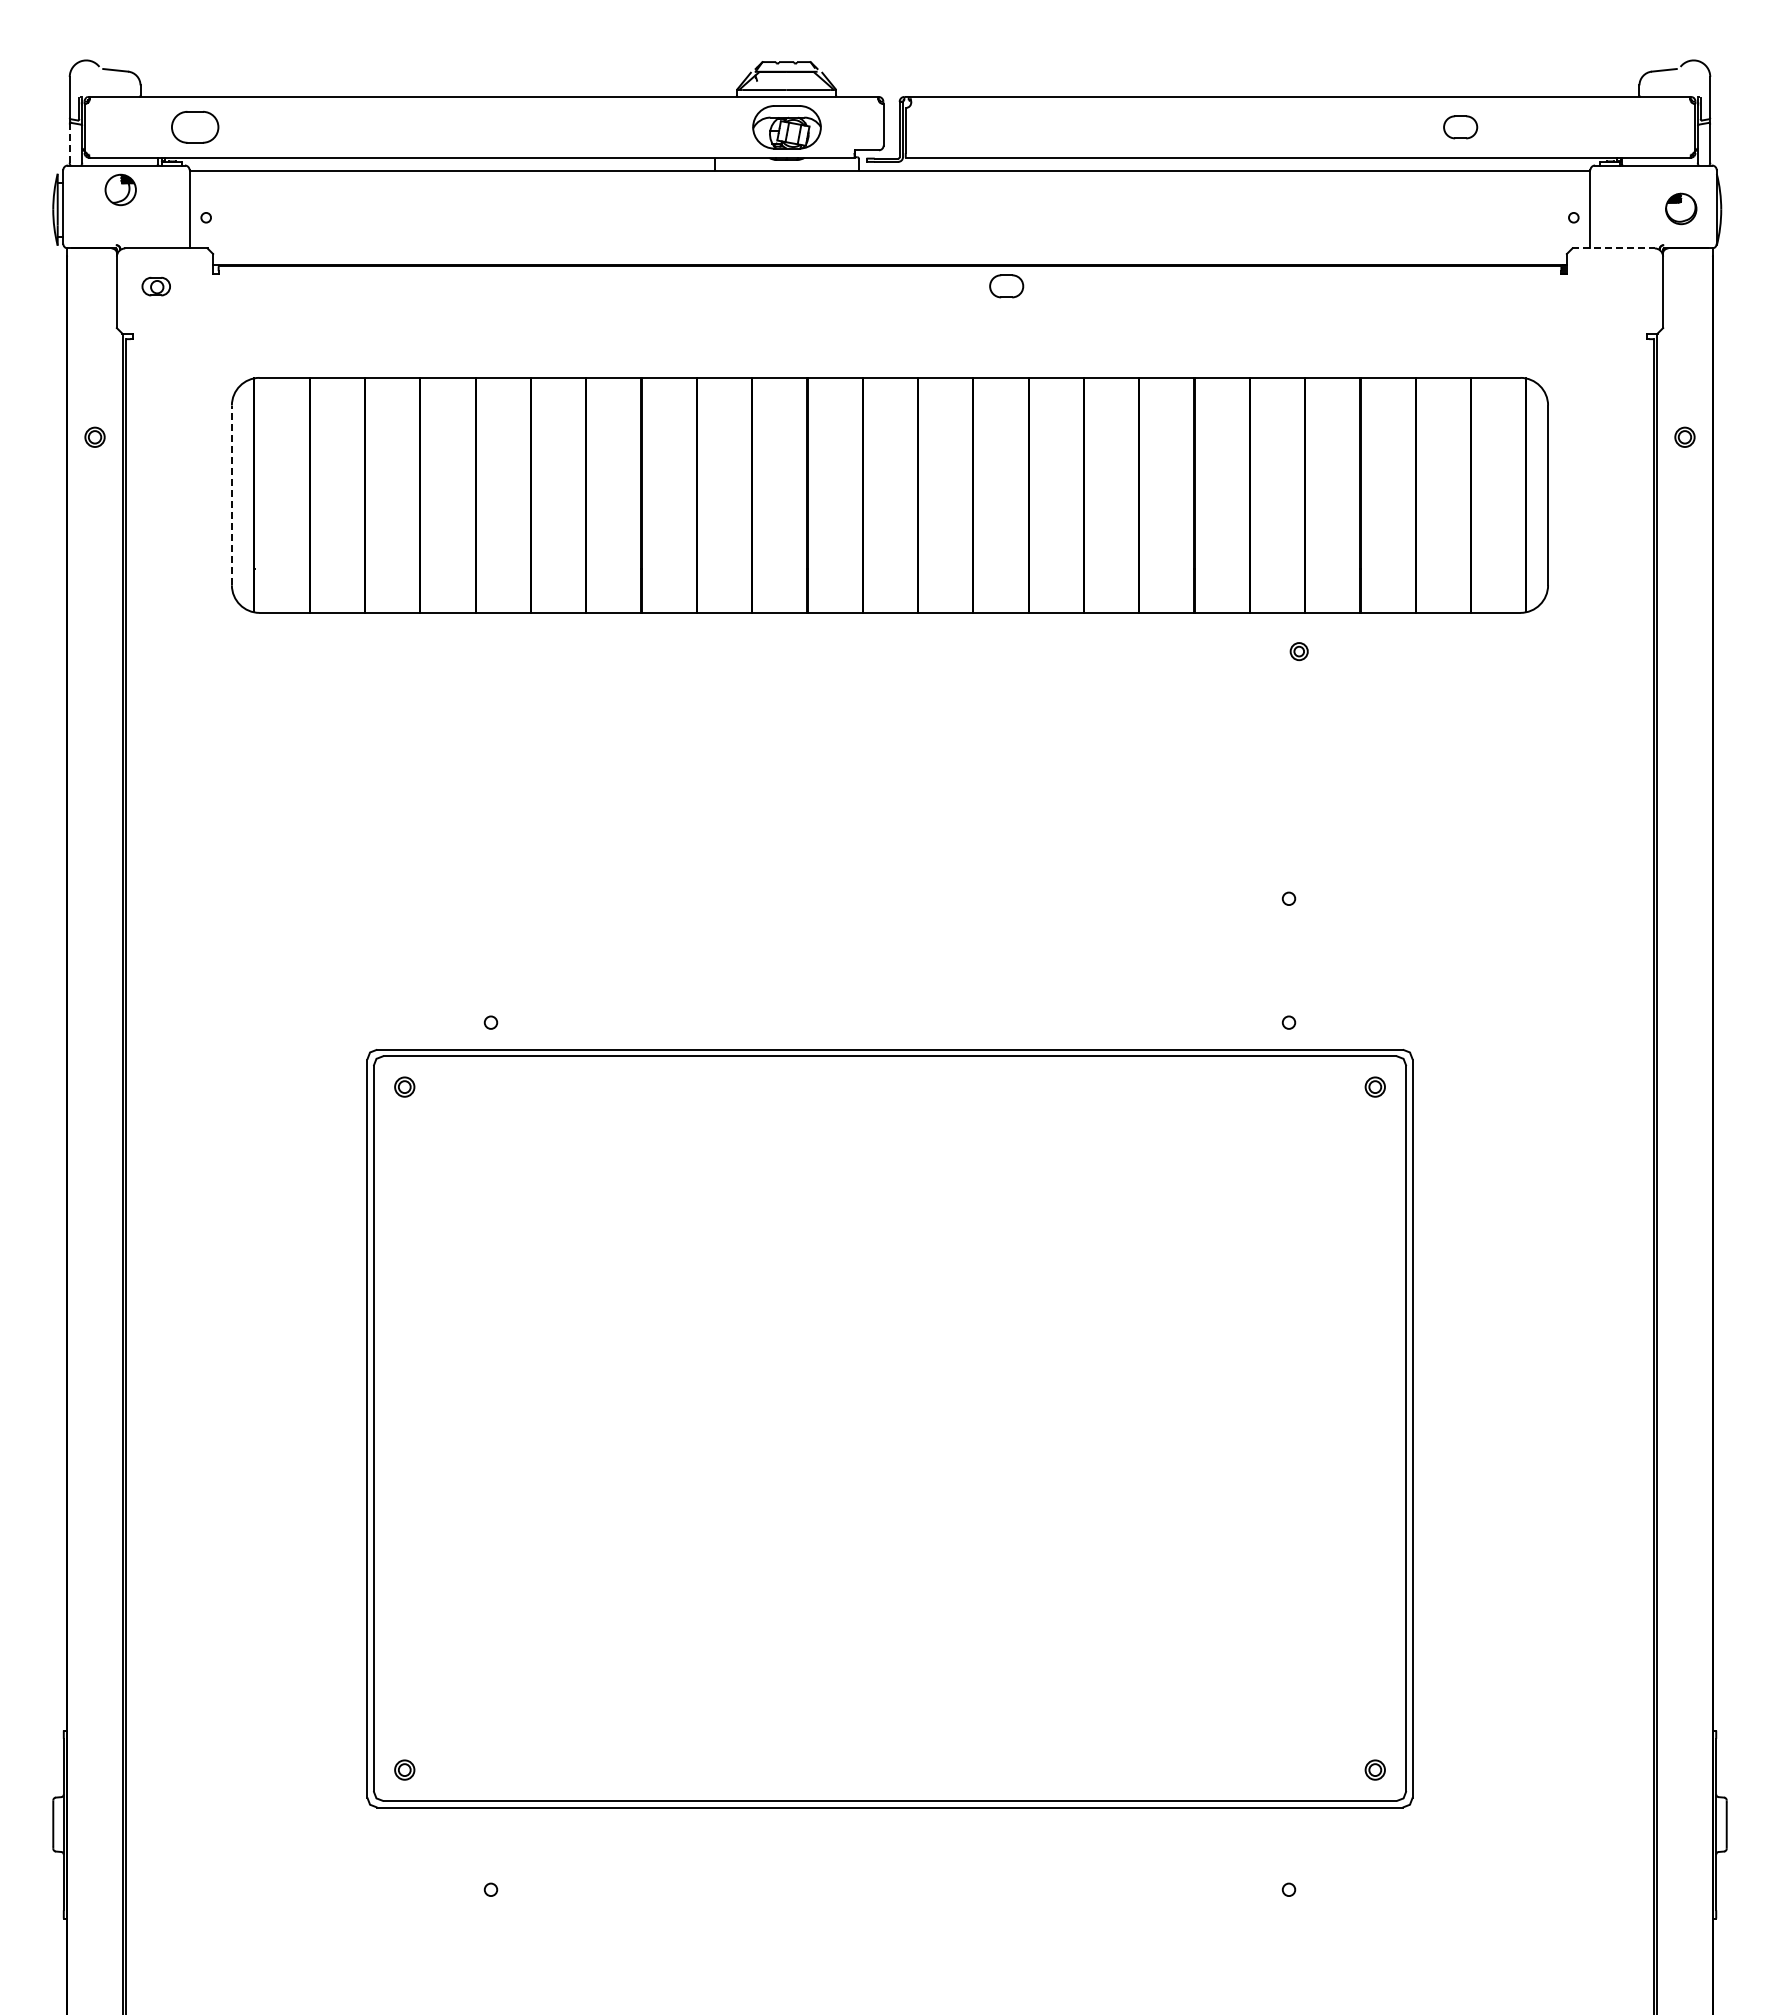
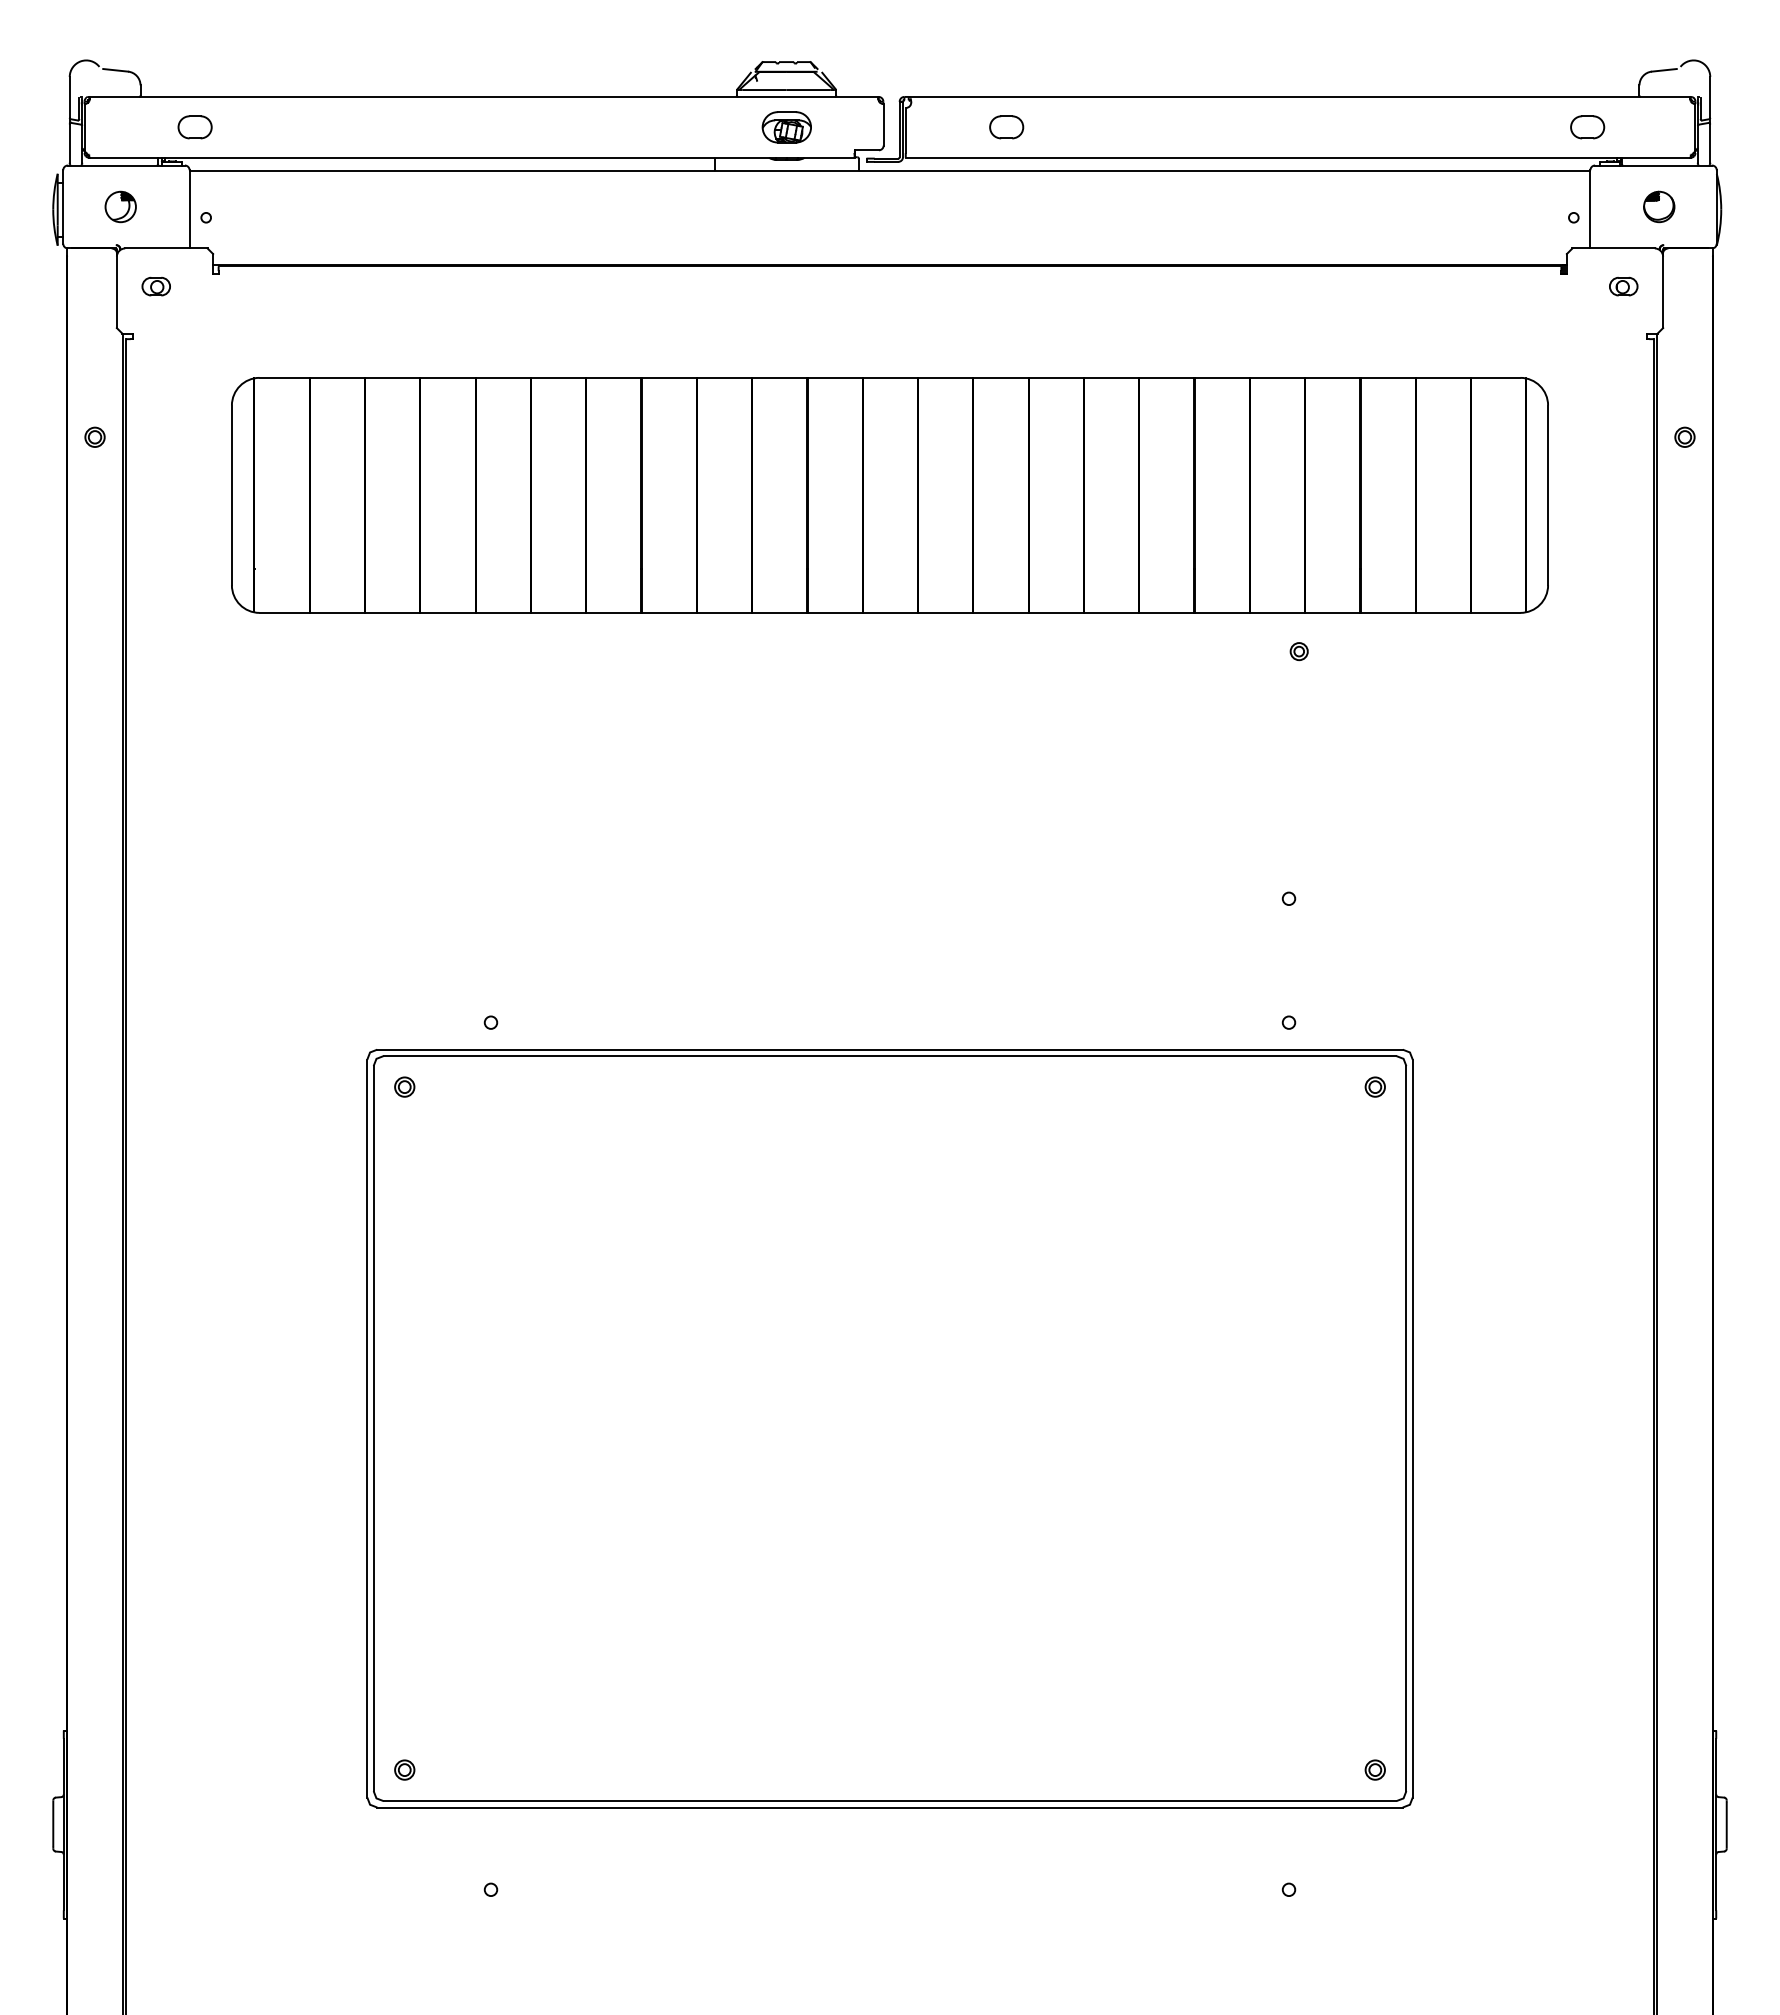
part size: 49x34 px -> 36x25 px (194, 127)
part size: 70x45 px -> 51x33 px (786, 127)
part position: (1460, 127) -> (1587, 127) (1587, 127)
line: dashed -> solid (69, 143)
part position: (120, 189) -> (120, 206) (120, 206)
part position: (1681, 208) -> (1659, 206) (1659, 206)
line: dashed -> solid (1614, 248)
part position: (1006, 286) -> (1006, 127) (1006, 127)
part: none -> present (1623, 286)
line: dashed -> solid (231, 495)
